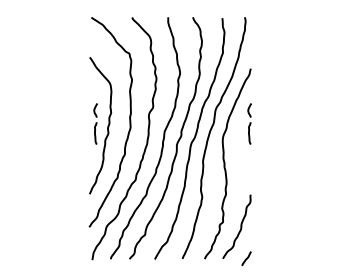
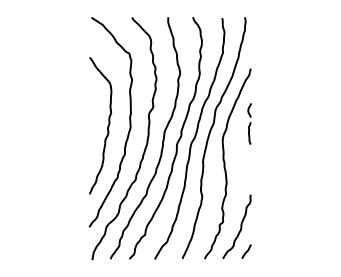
part: present -> none (95, 123)
line position: (246, 258) -> (246, 251) (246, 251)
